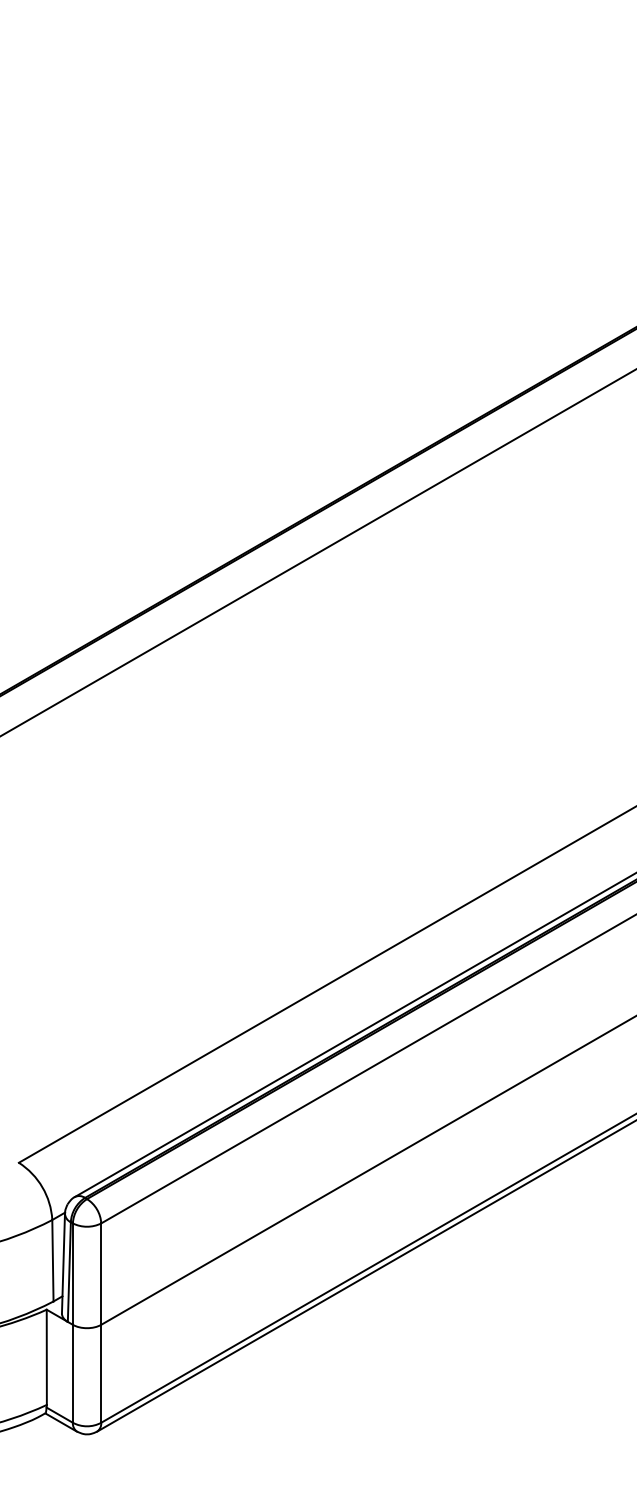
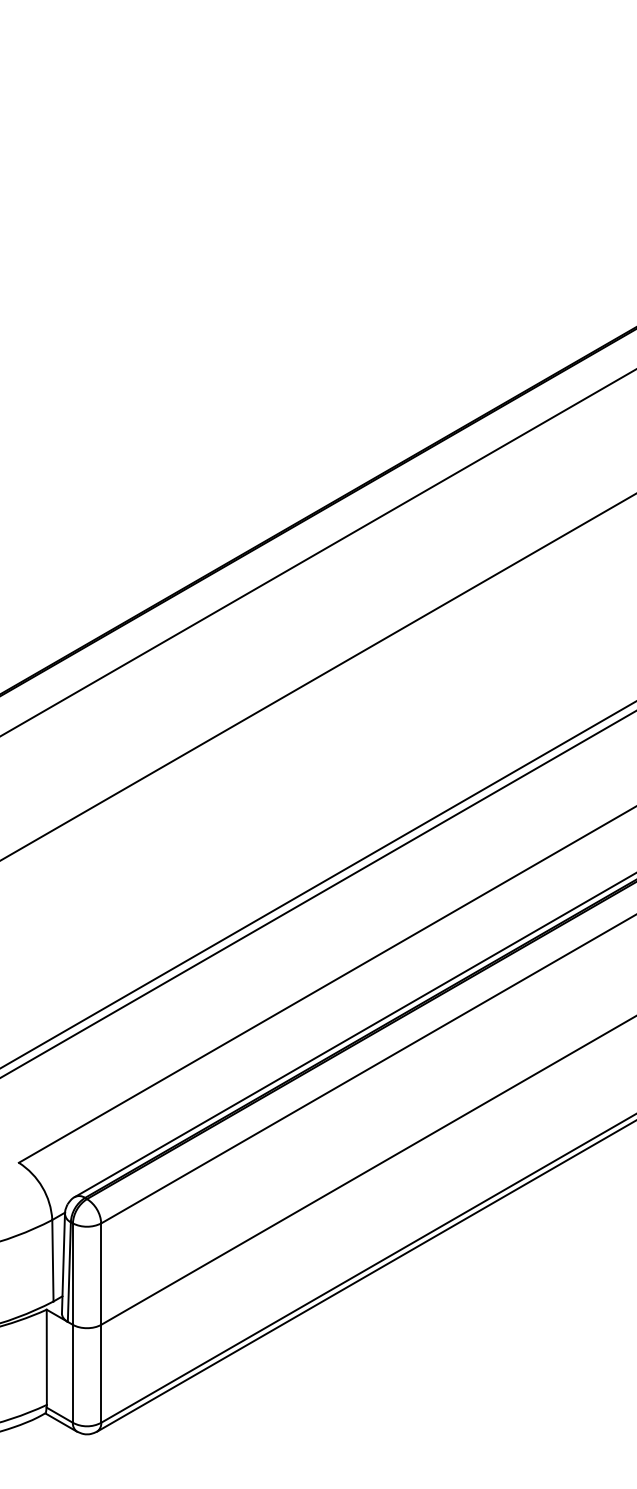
line: none -> present (317, 677)
line: none -> present (317, 884)
line: none -> present (317, 894)
